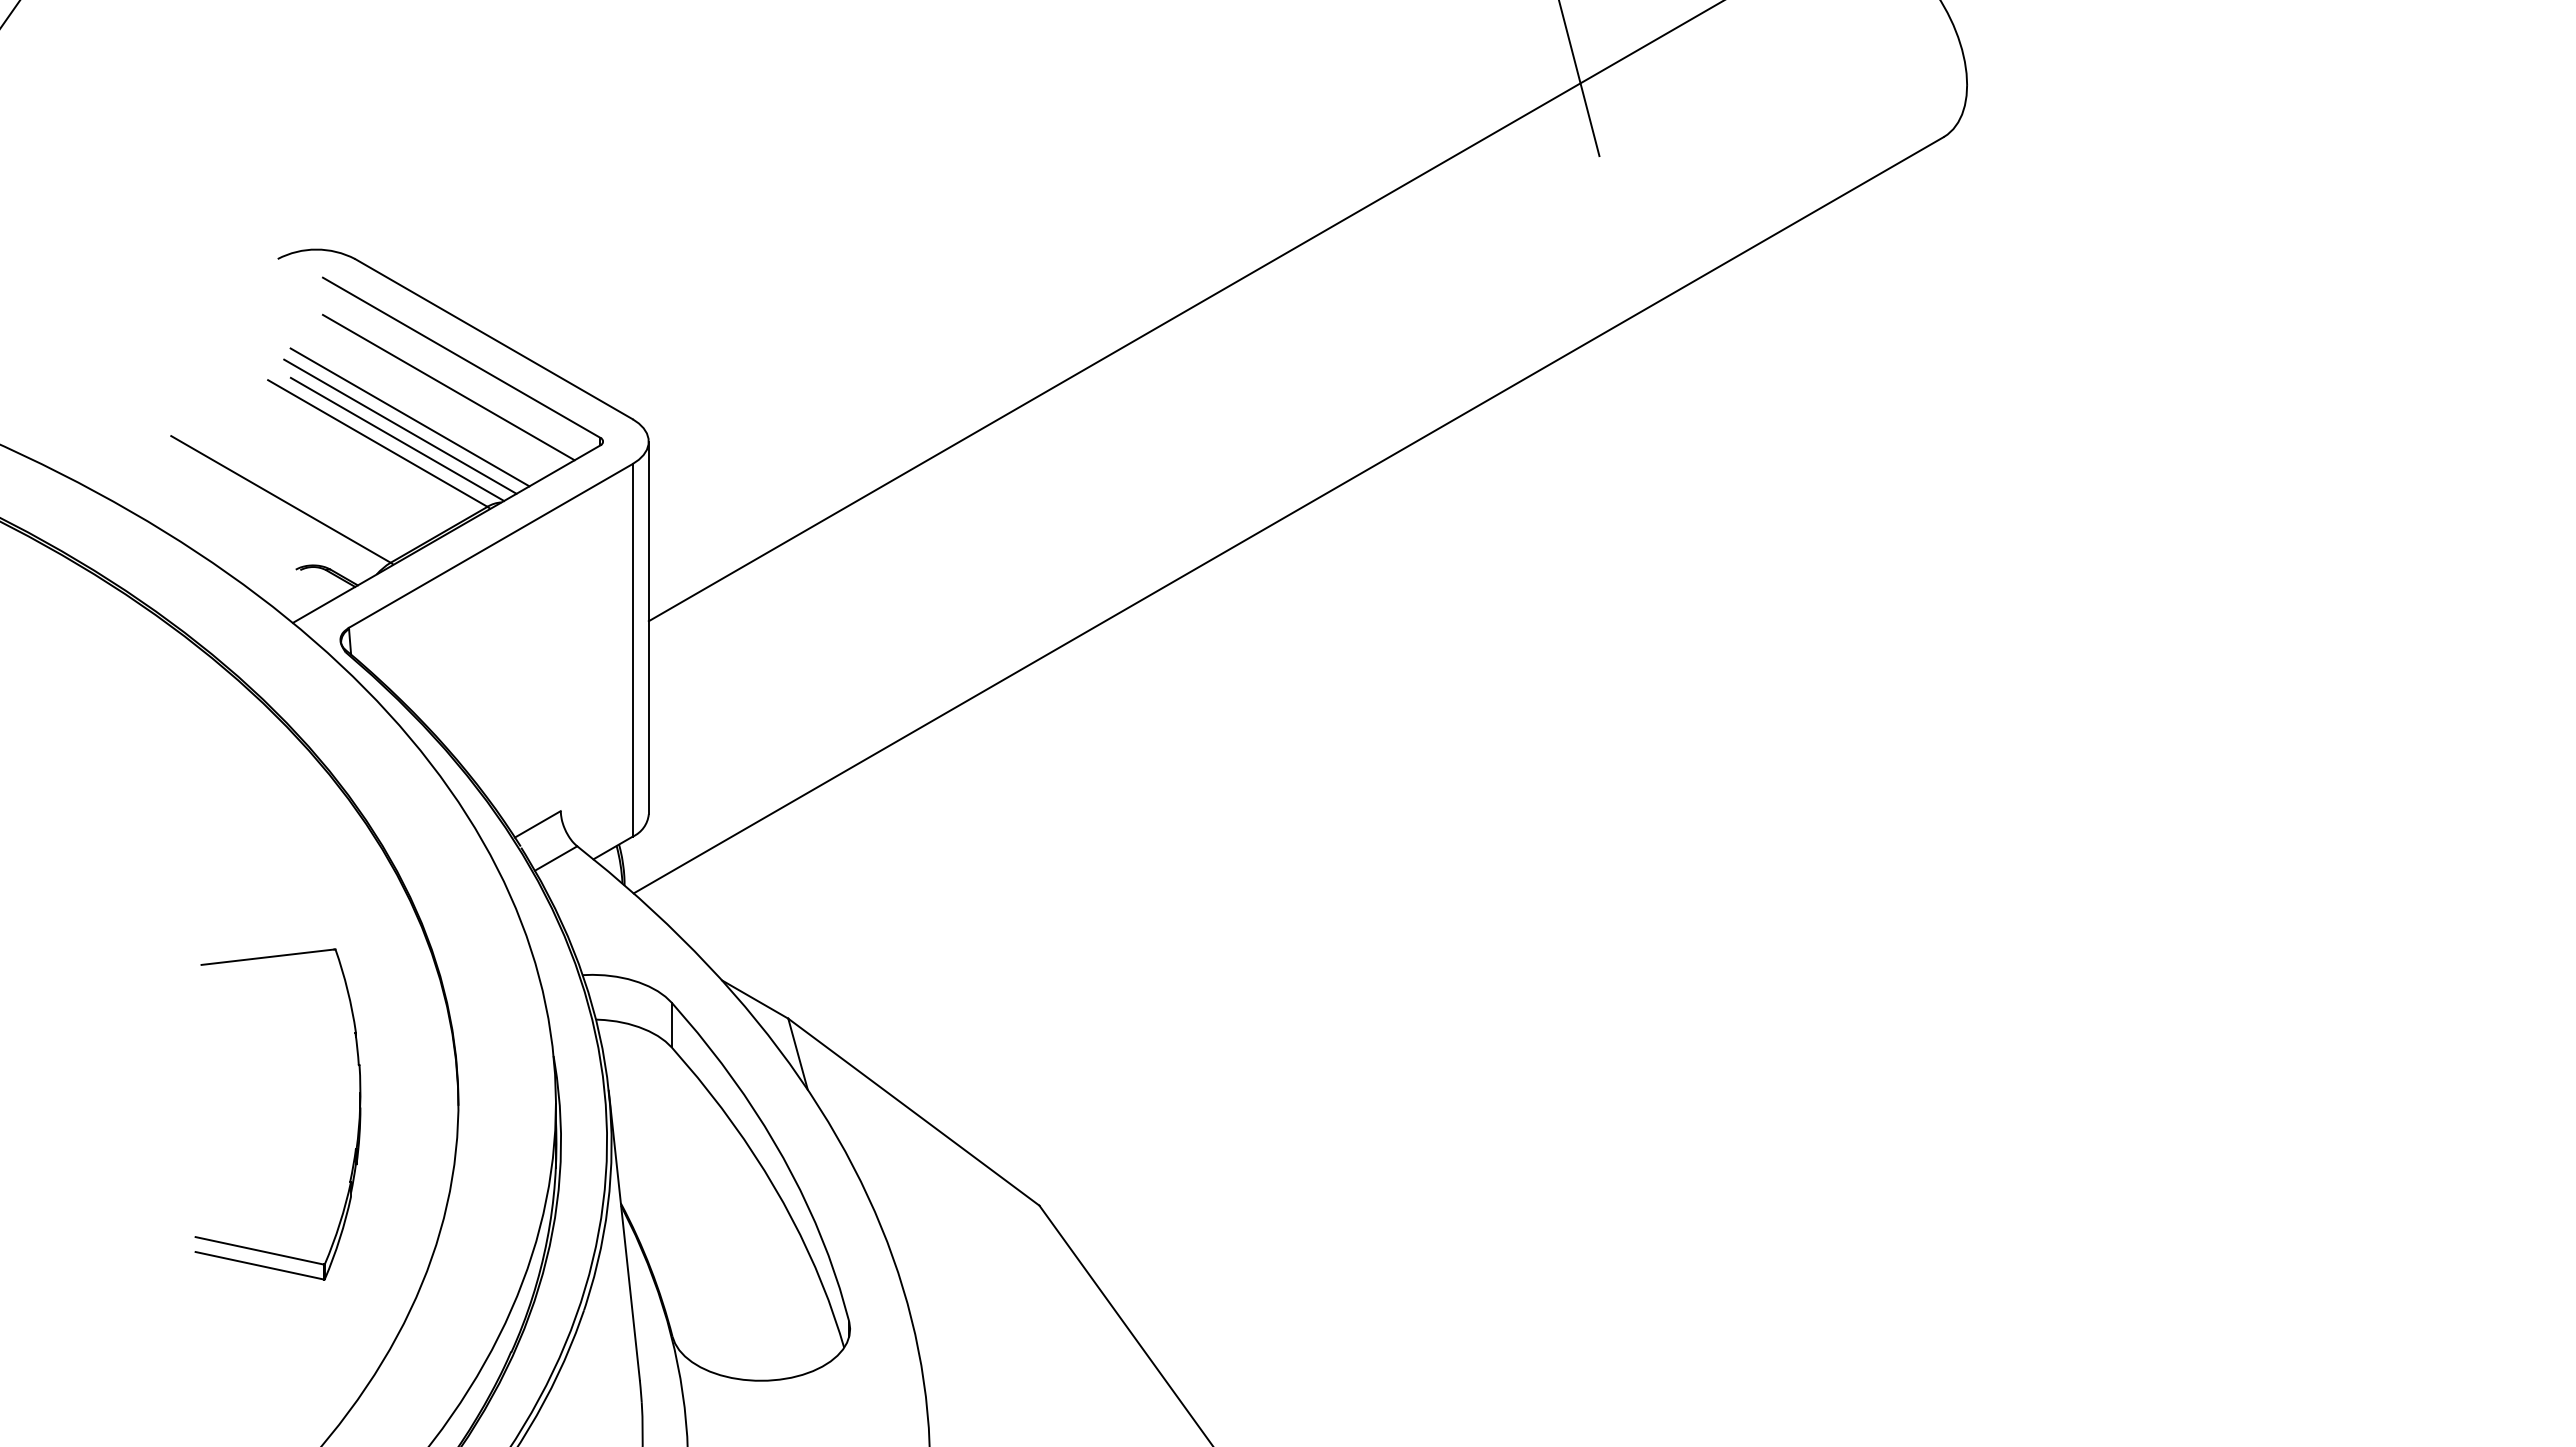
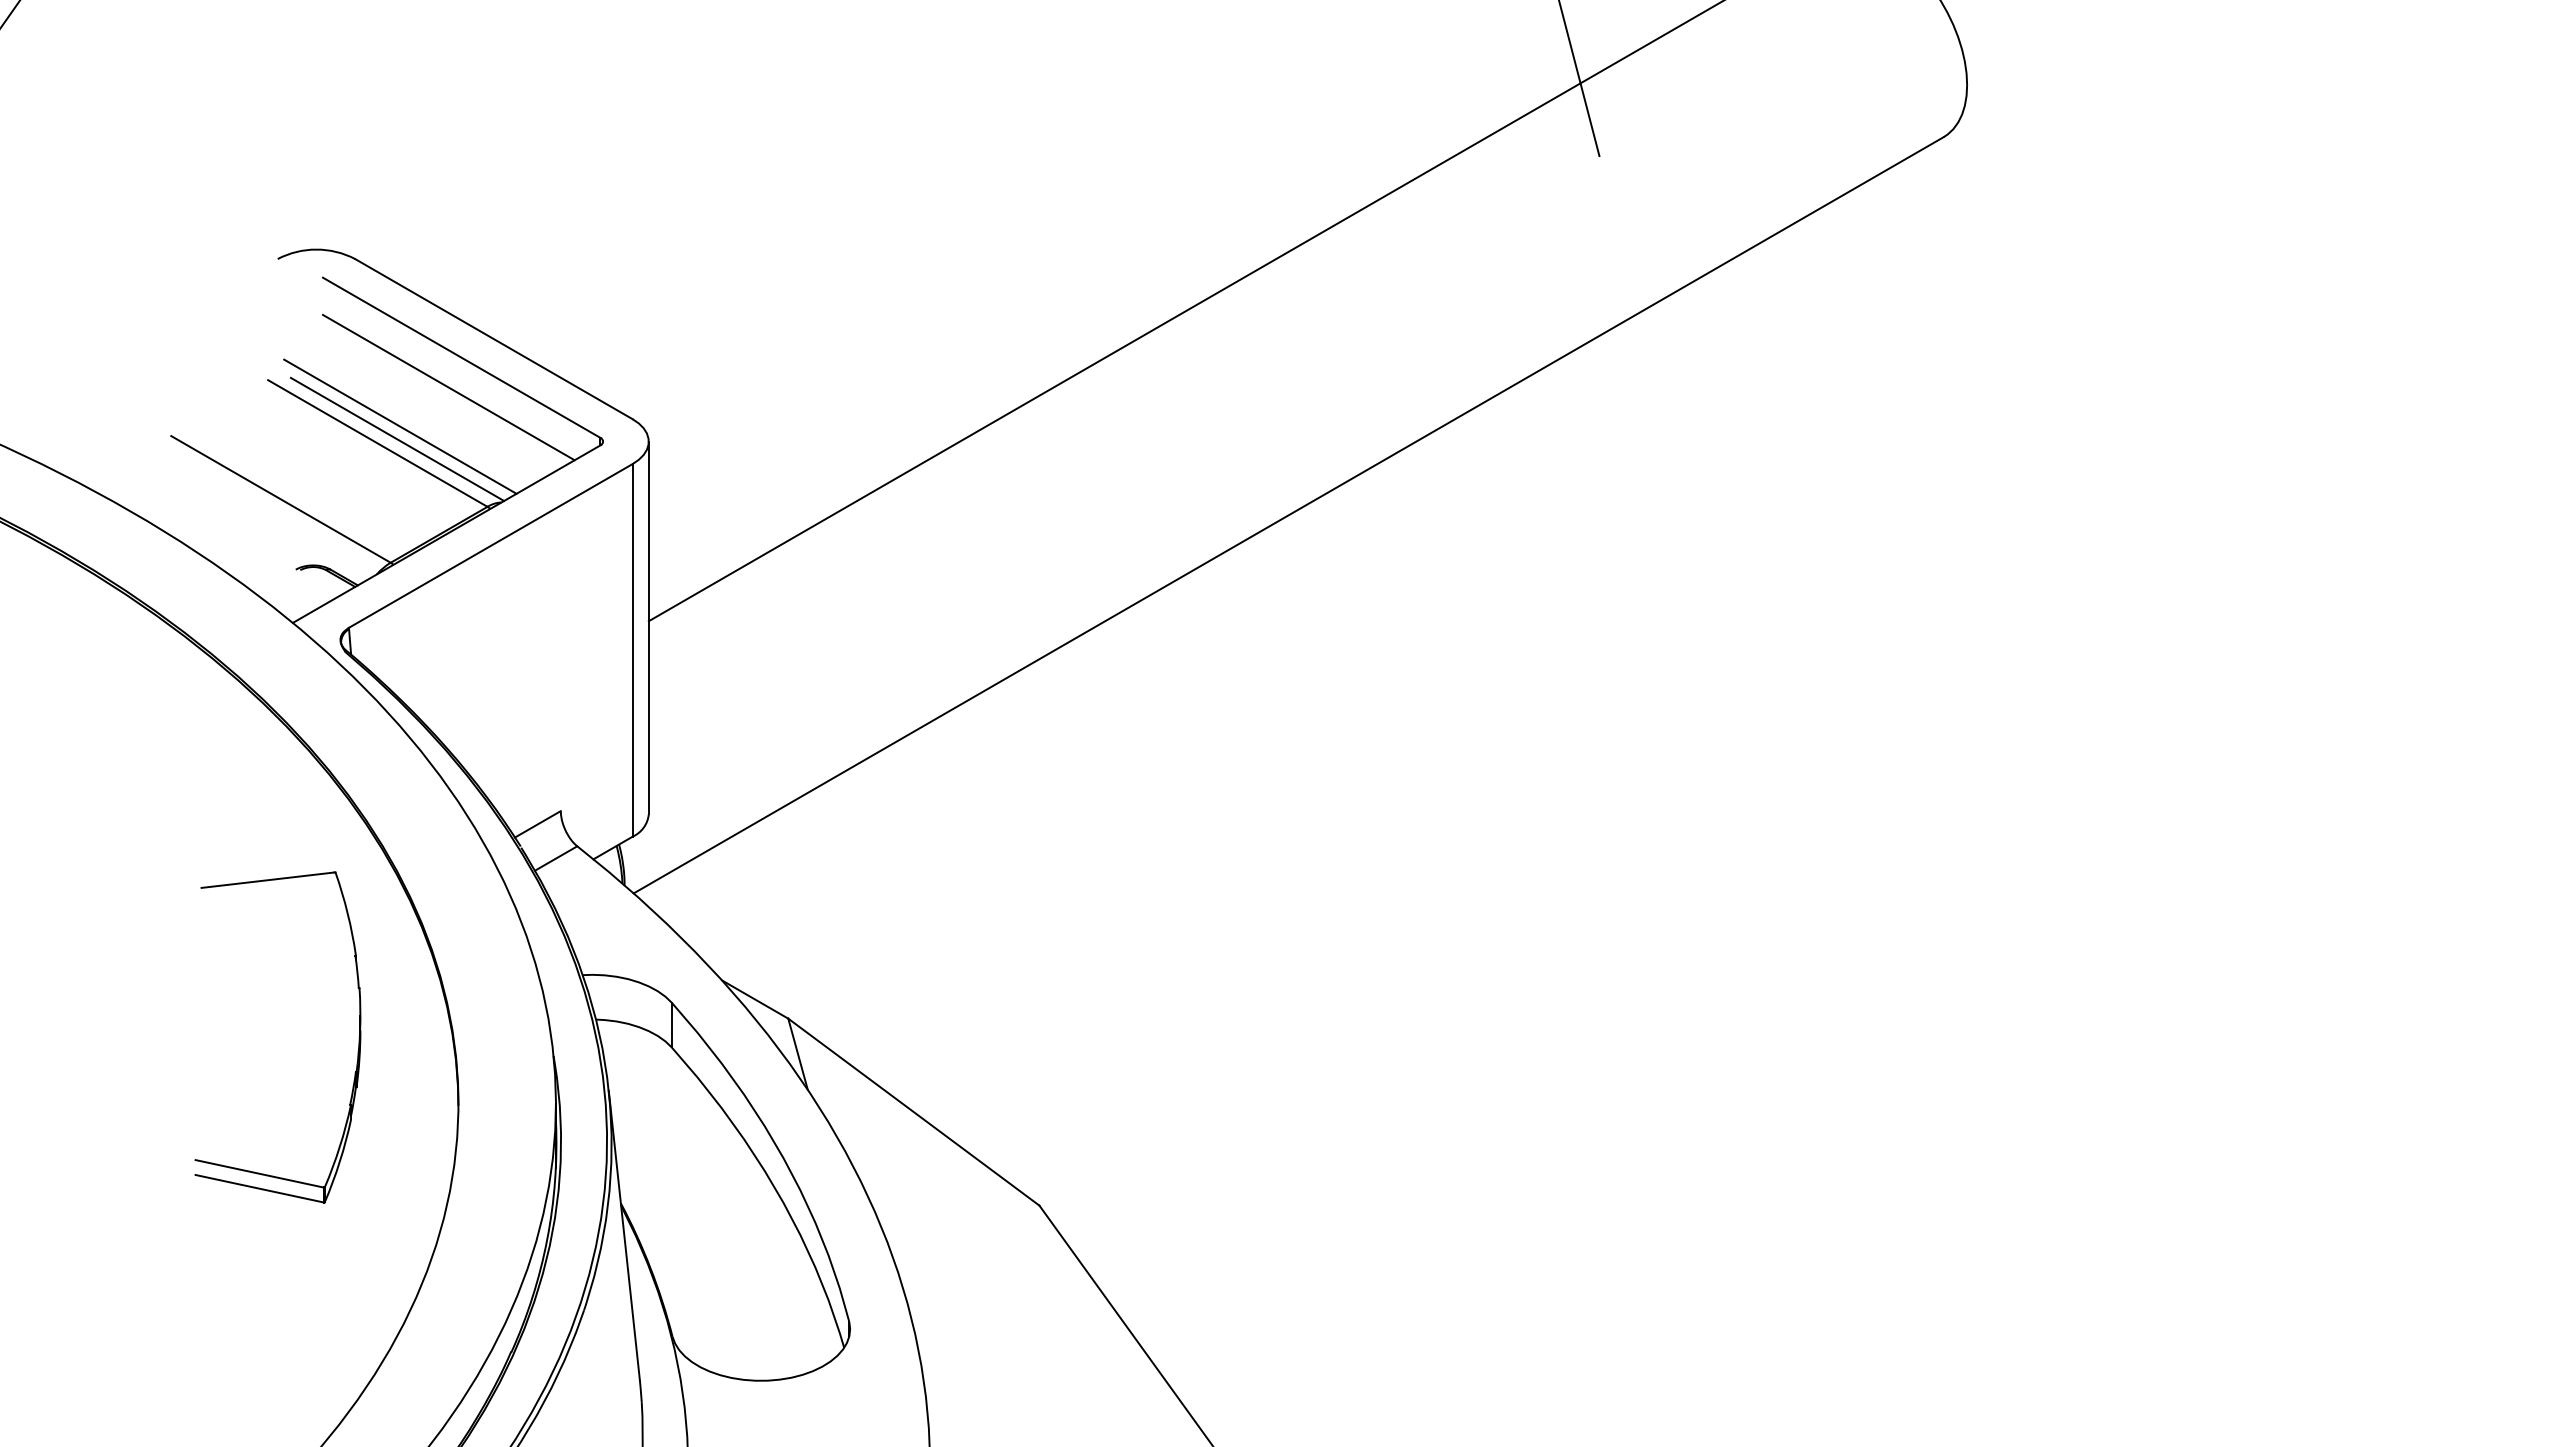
line: present -> none (409, 417)
part position: (358, 1114) -> (358, 1037) (358, 1037)
